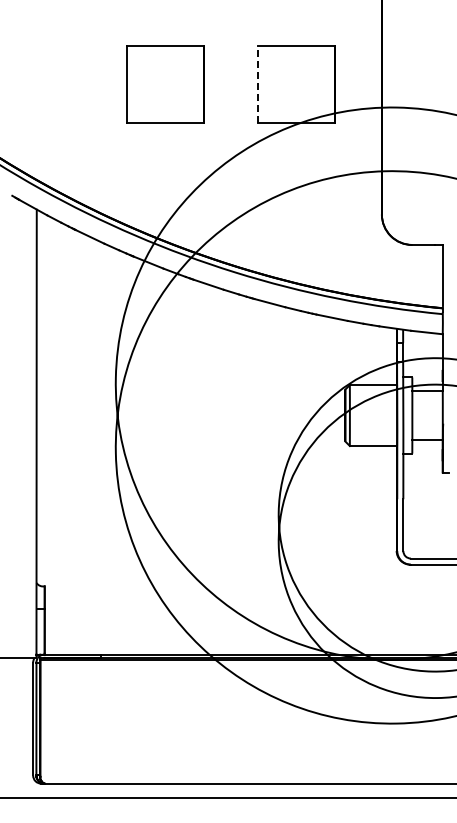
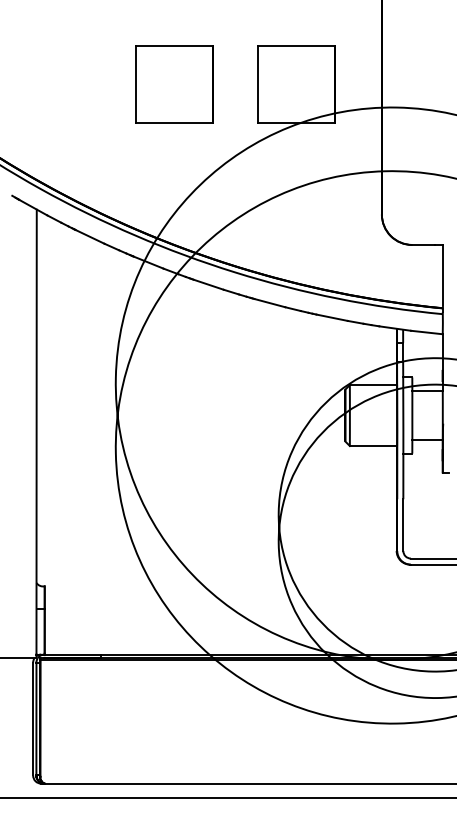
part position: (165, 84) -> (174, 84) (174, 84)
line: dashed -> solid (257, 84)
